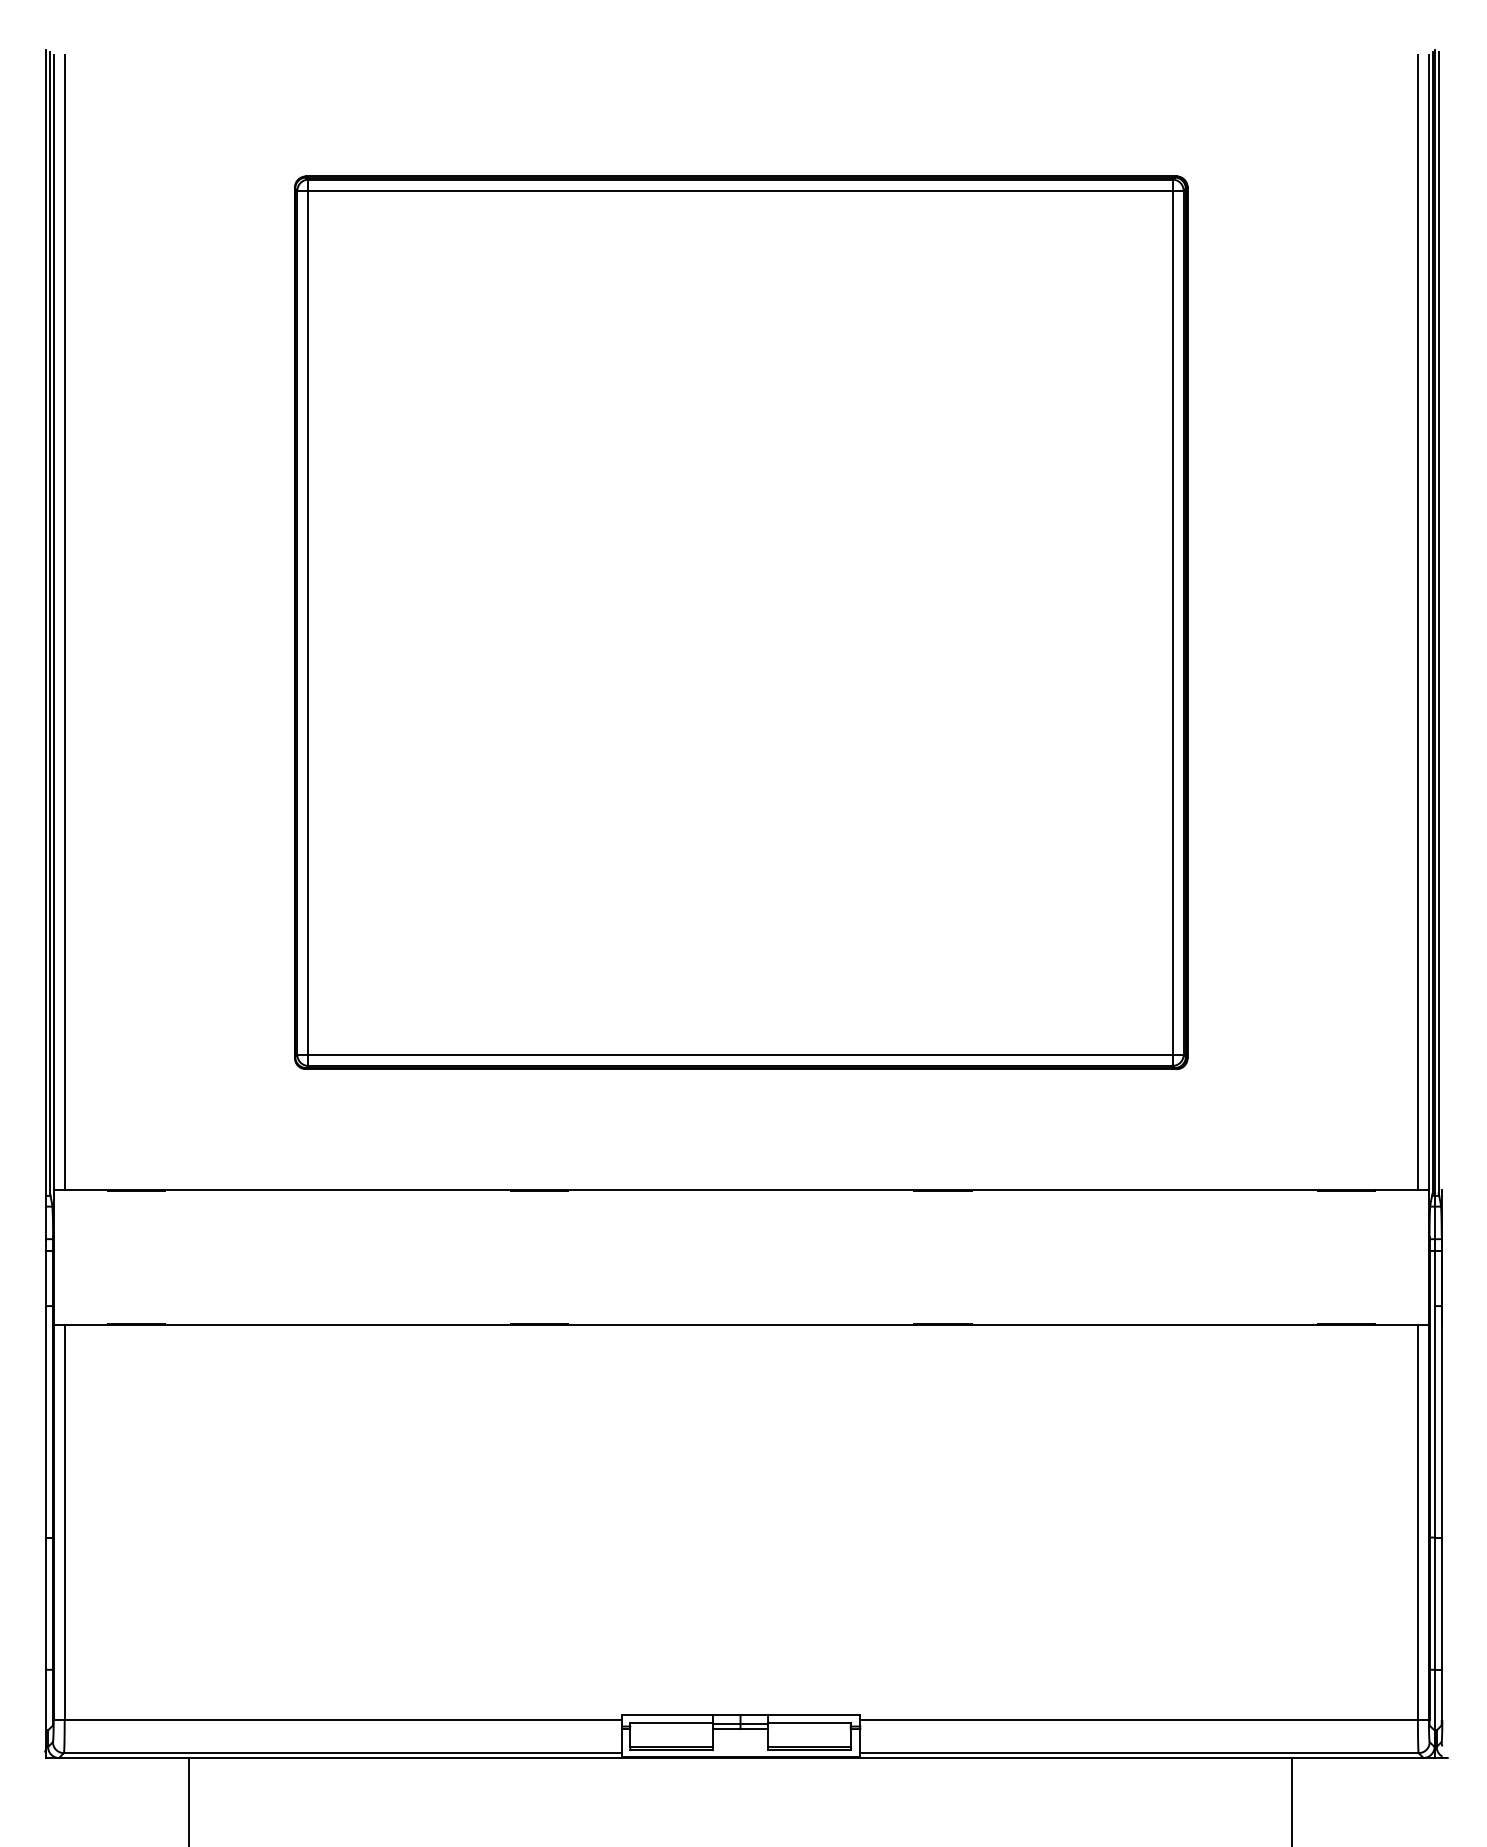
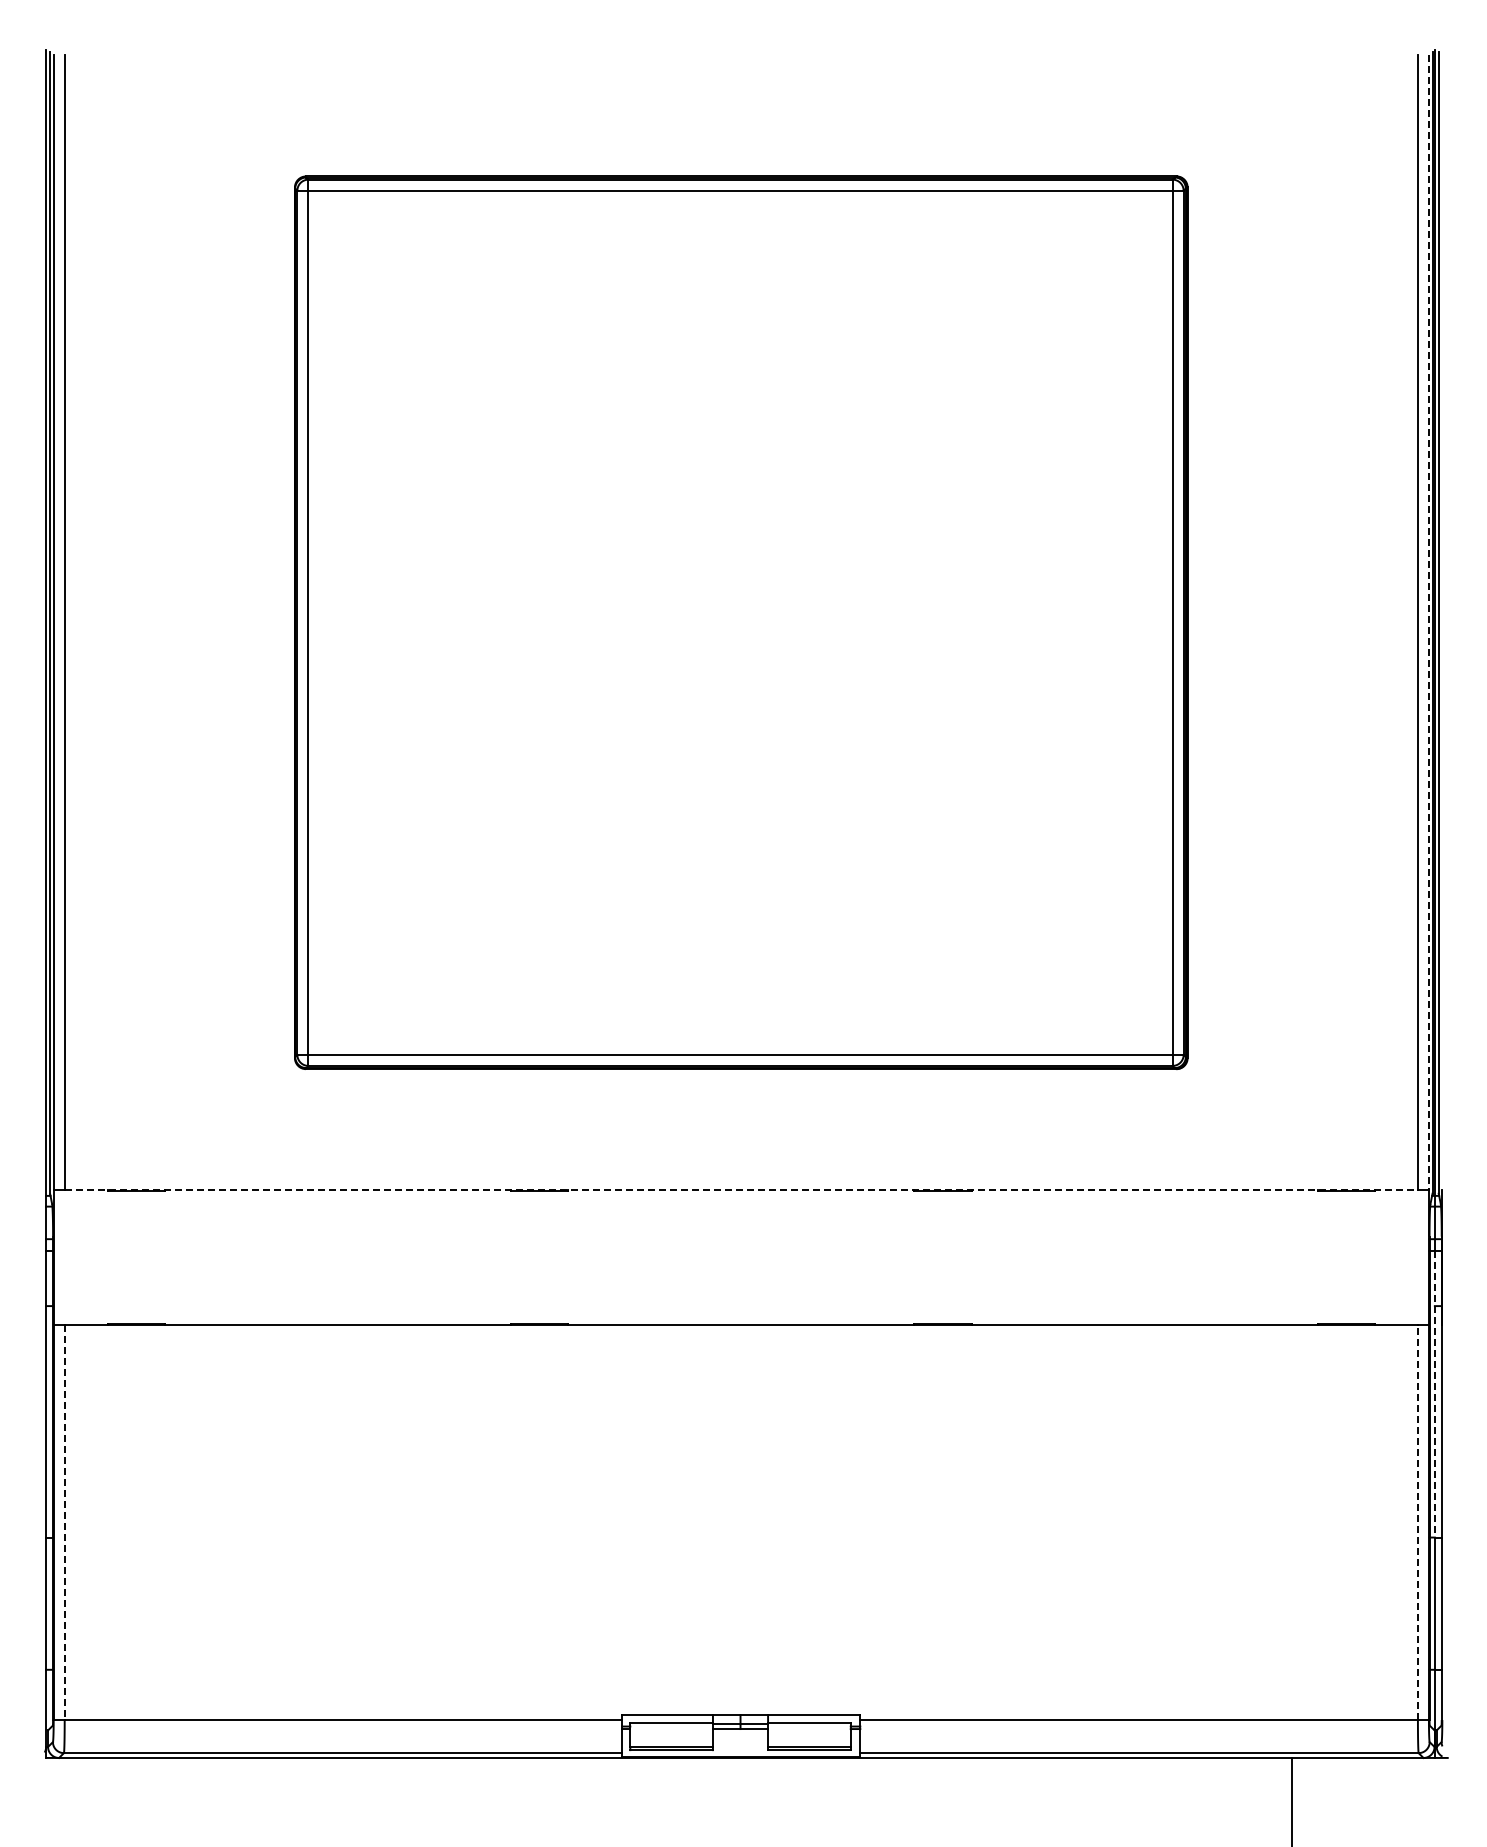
line: solid -> dashed (1428, 622)
line: solid -> dashed (741, 1190)
line: solid -> dashed (1434, 1394)
line: solid -> dashed (64, 1522)
line: solid -> dashed (1417, 1522)
line: present -> none (189, 1800)
